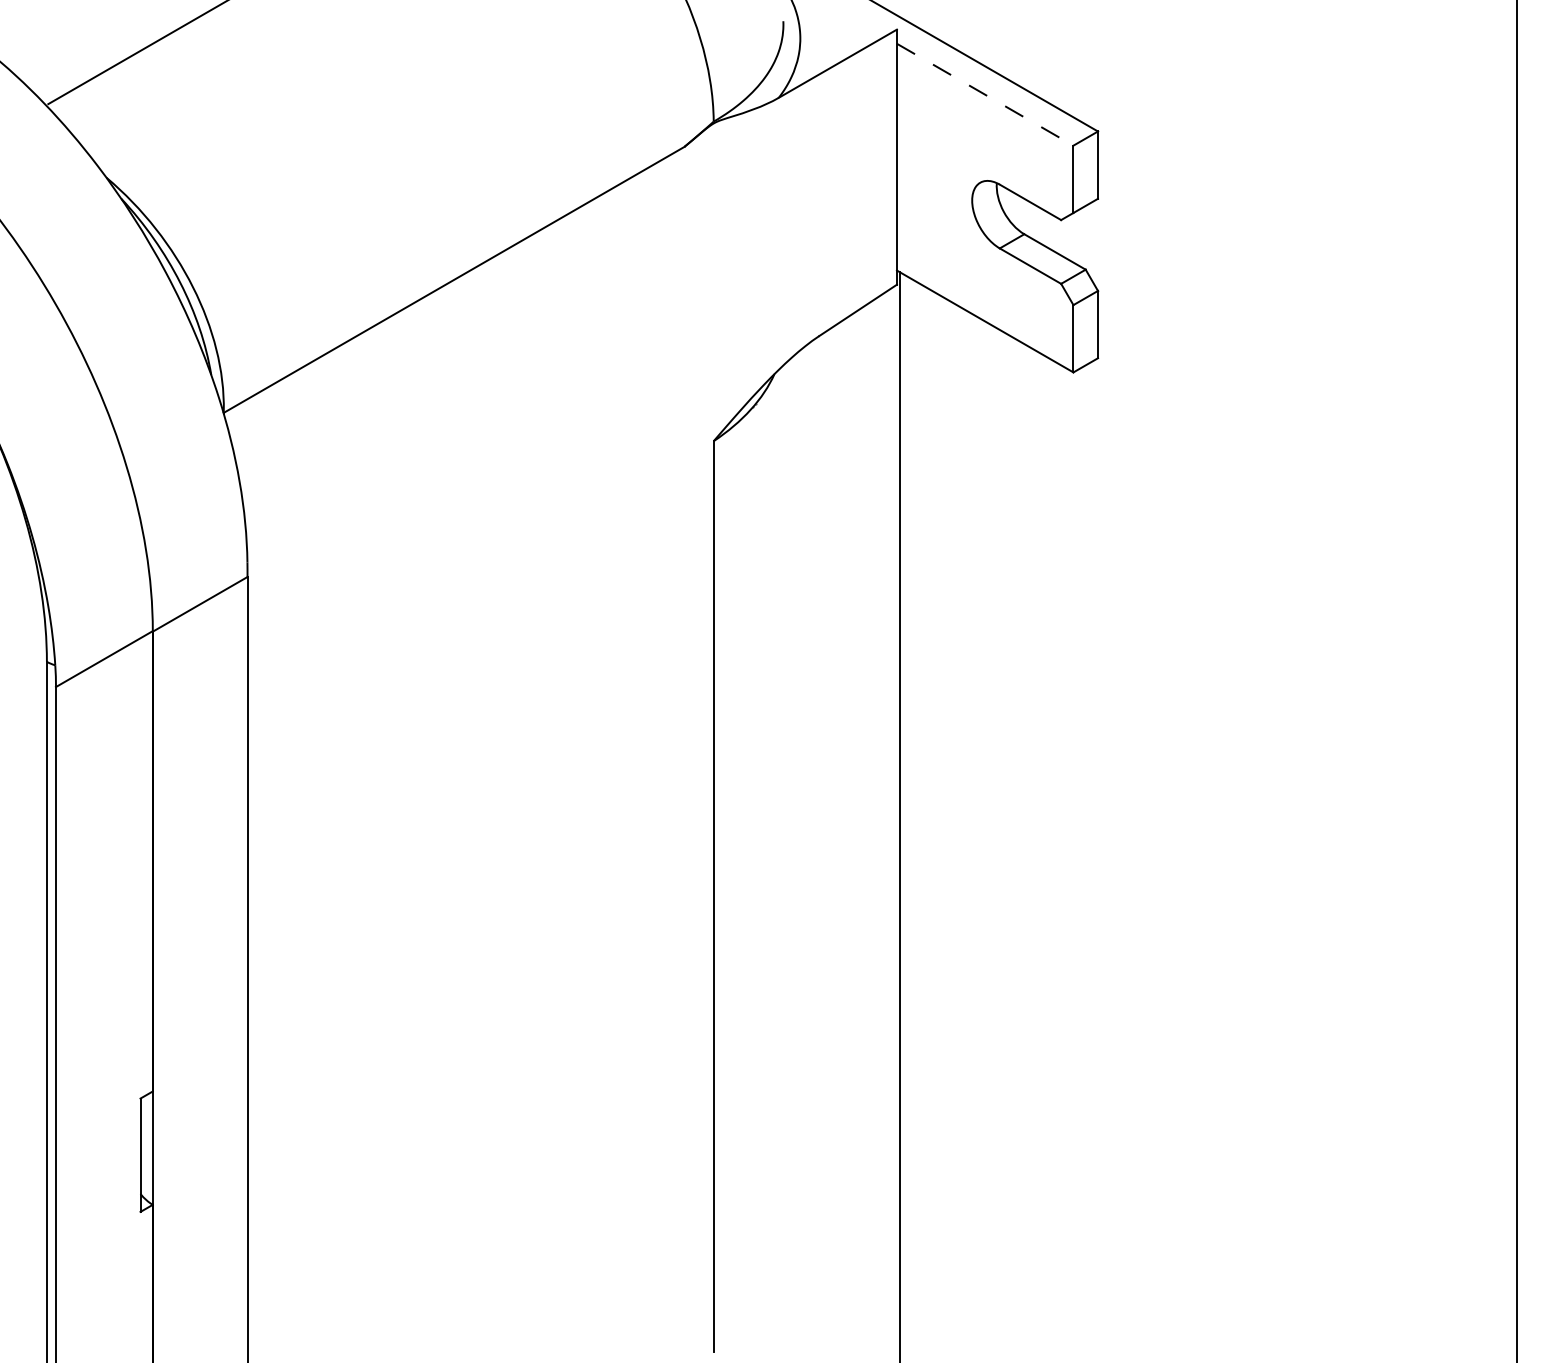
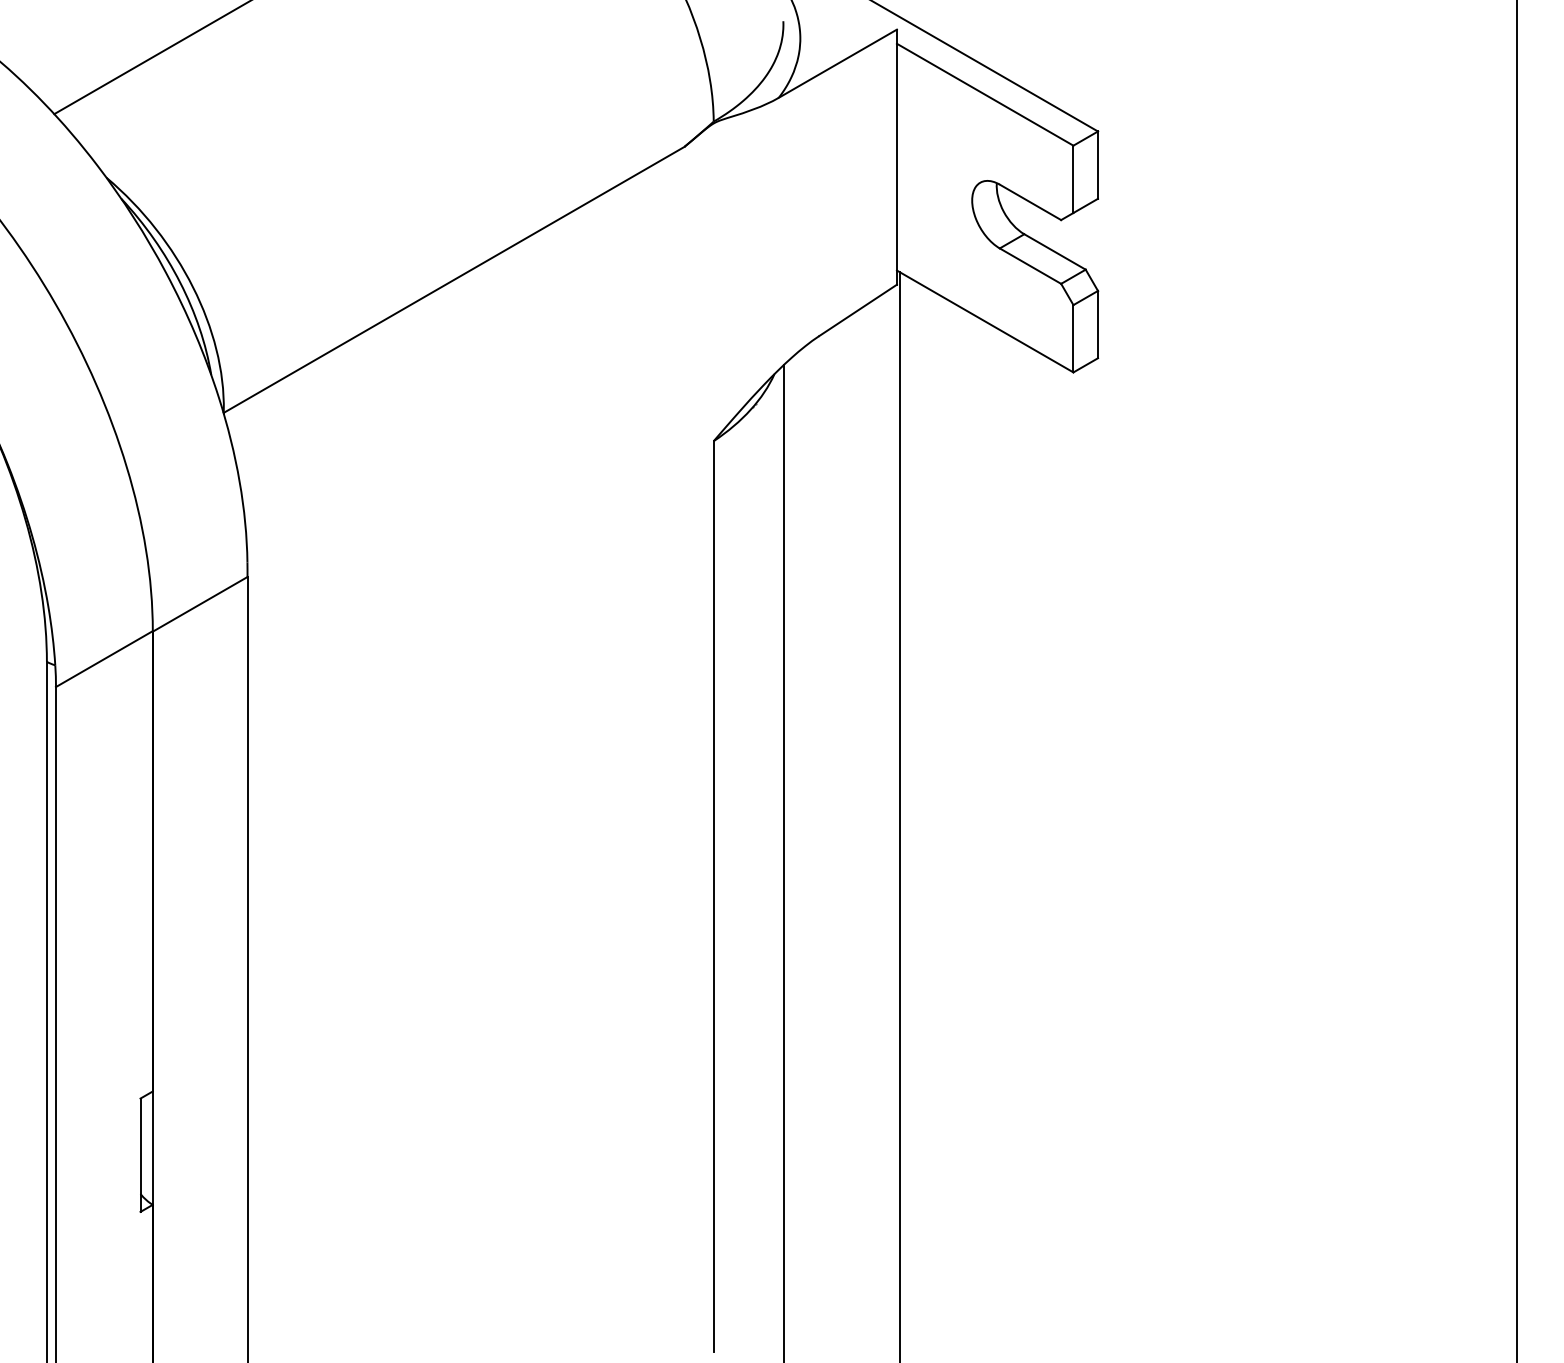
line position: (136, 53) -> (150, 58) (150, 58)
line: dashed -> solid (985, 94)
line: none -> present (783, 862)
